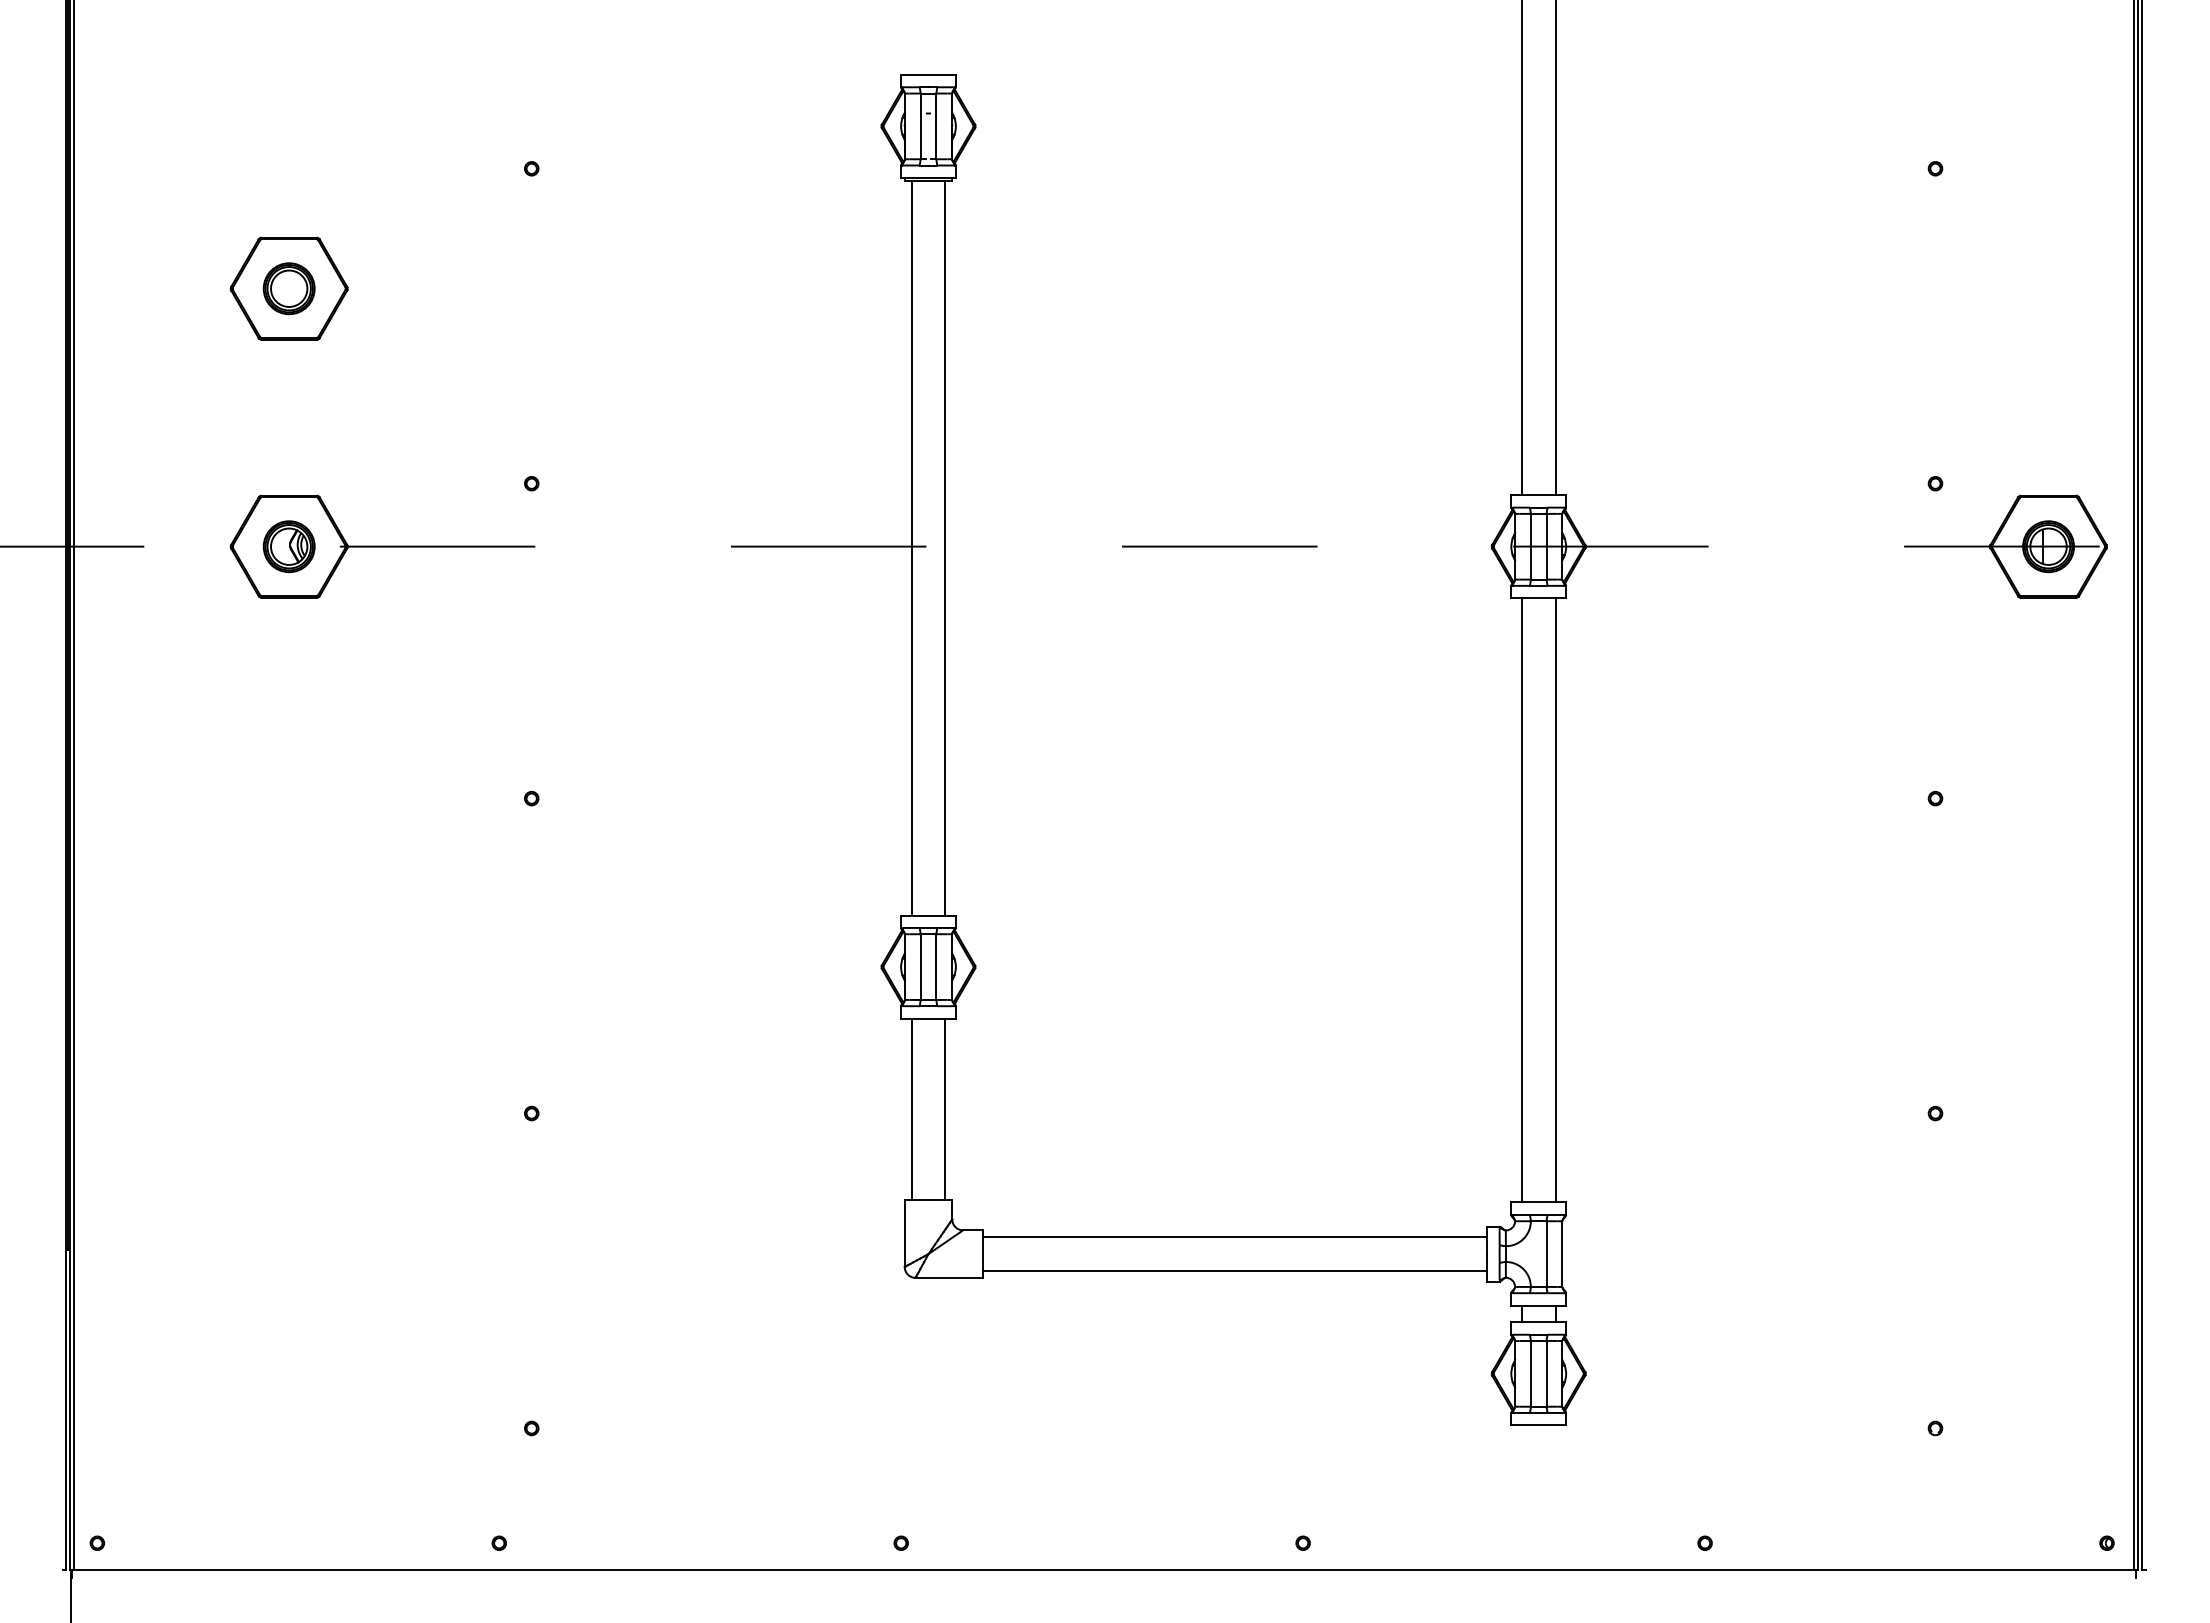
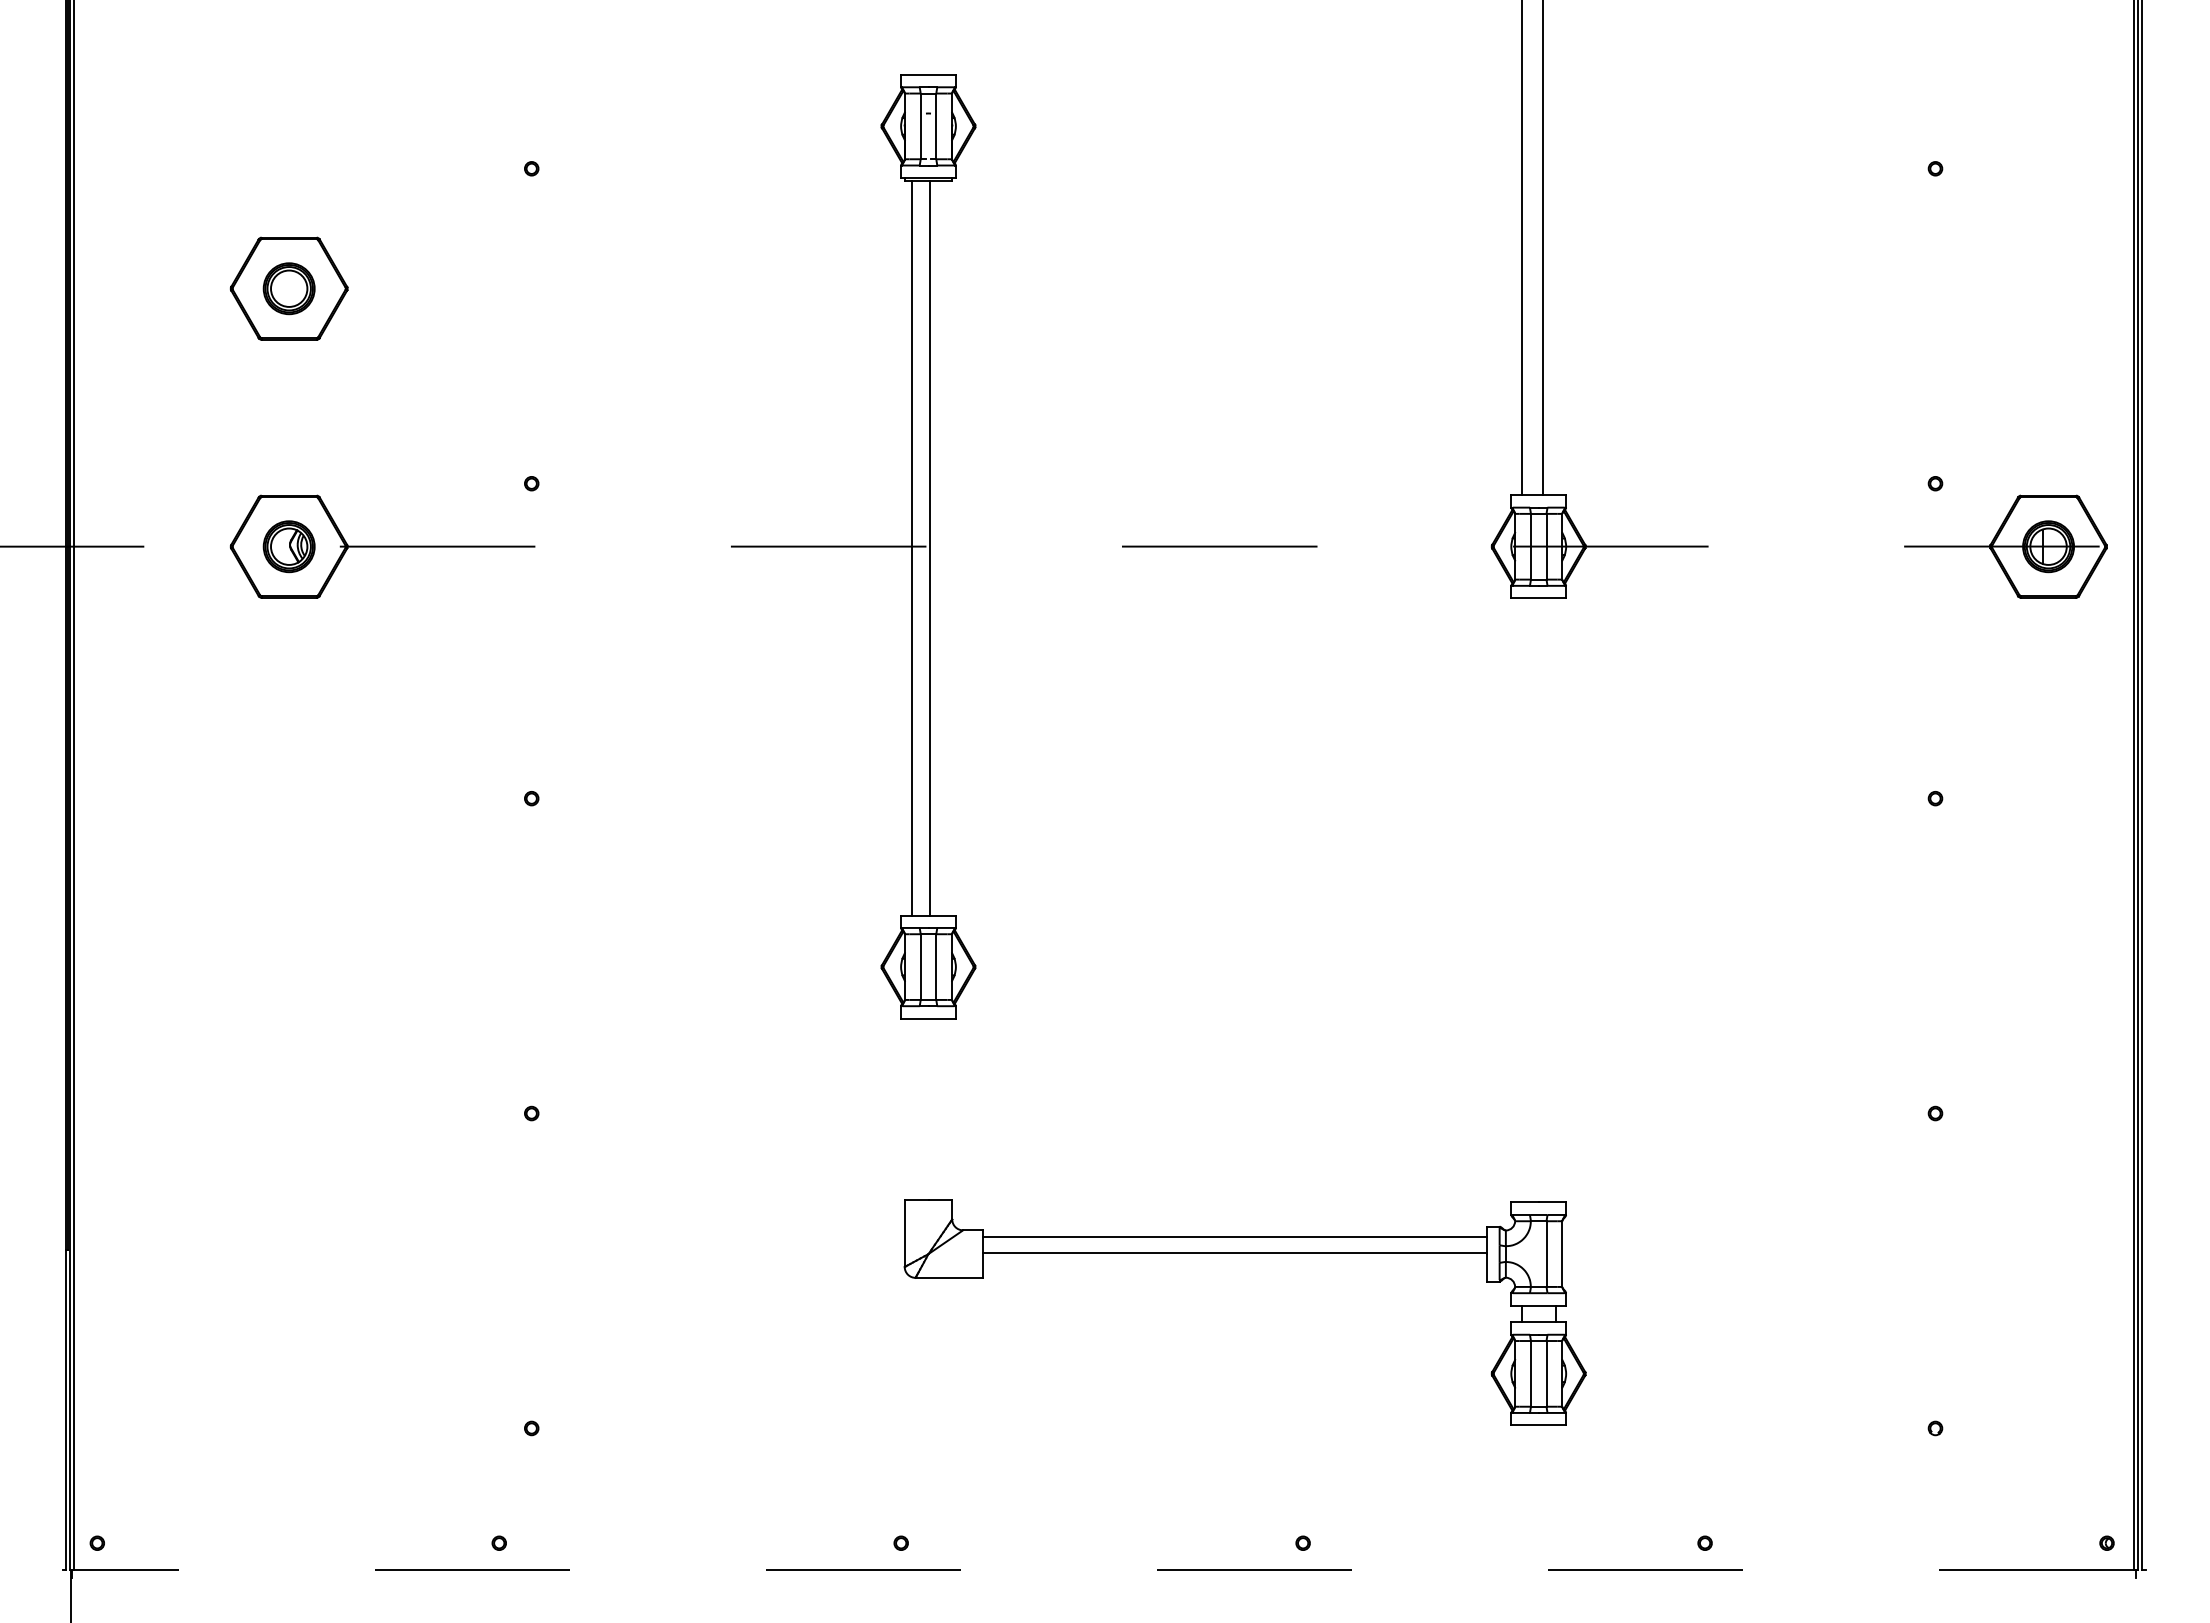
line position: (1555, 248) -> (1542, 248) (1542, 248)
line position: (945, 547) -> (930, 547) (930, 547)
line: present -> none (1521, 900)
line: present -> none (1555, 900)
line: present -> none (911, 1108)
line: present -> none (945, 1108)
line position: (1234, 1271) -> (1234, 1253) (1234, 1253)
line: solid -> dashed (1103, 1570)
